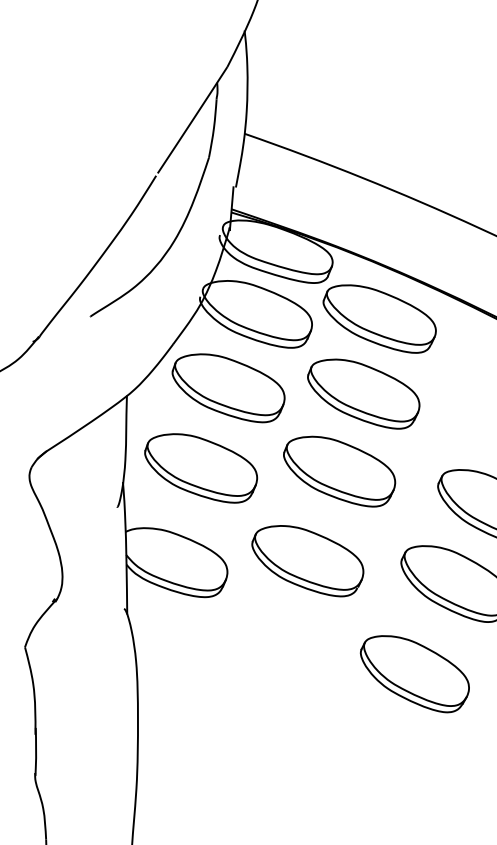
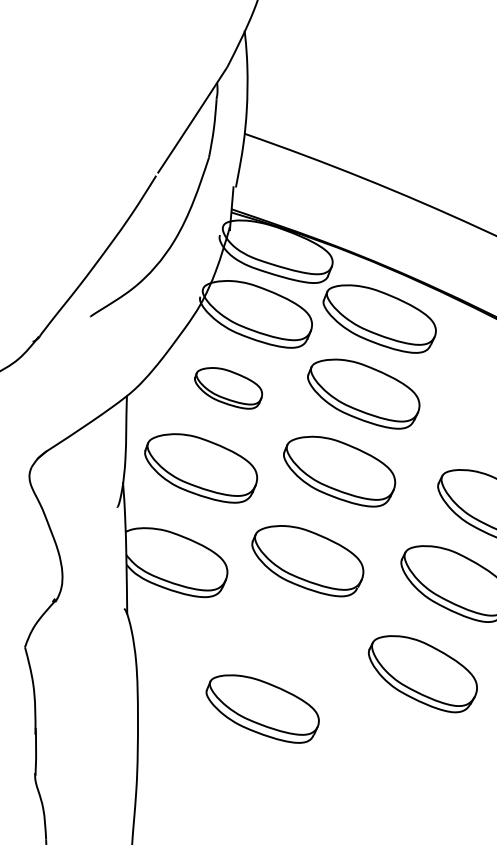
part size: 115x71 px -> 70x43 px (228, 388)
part position: (414, 674) -> (422, 674) (422, 674)
part: none -> present (262, 708)
